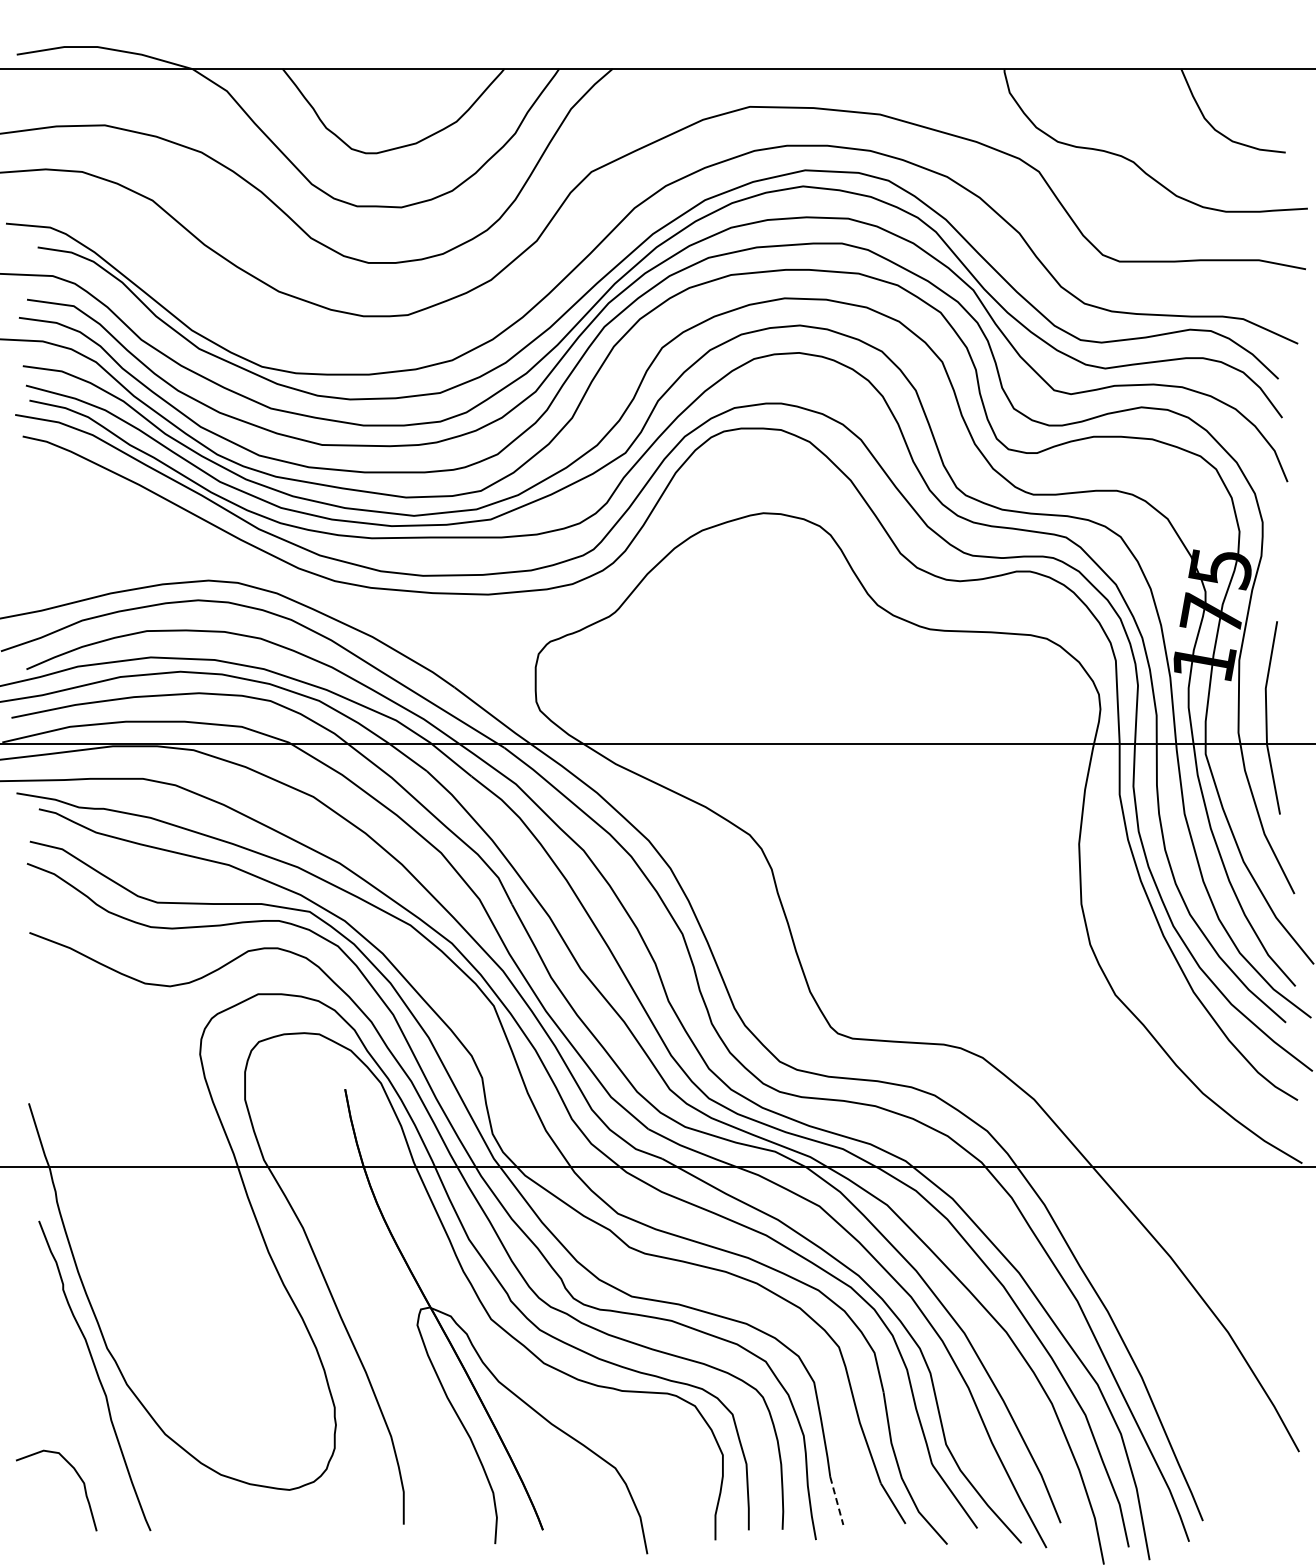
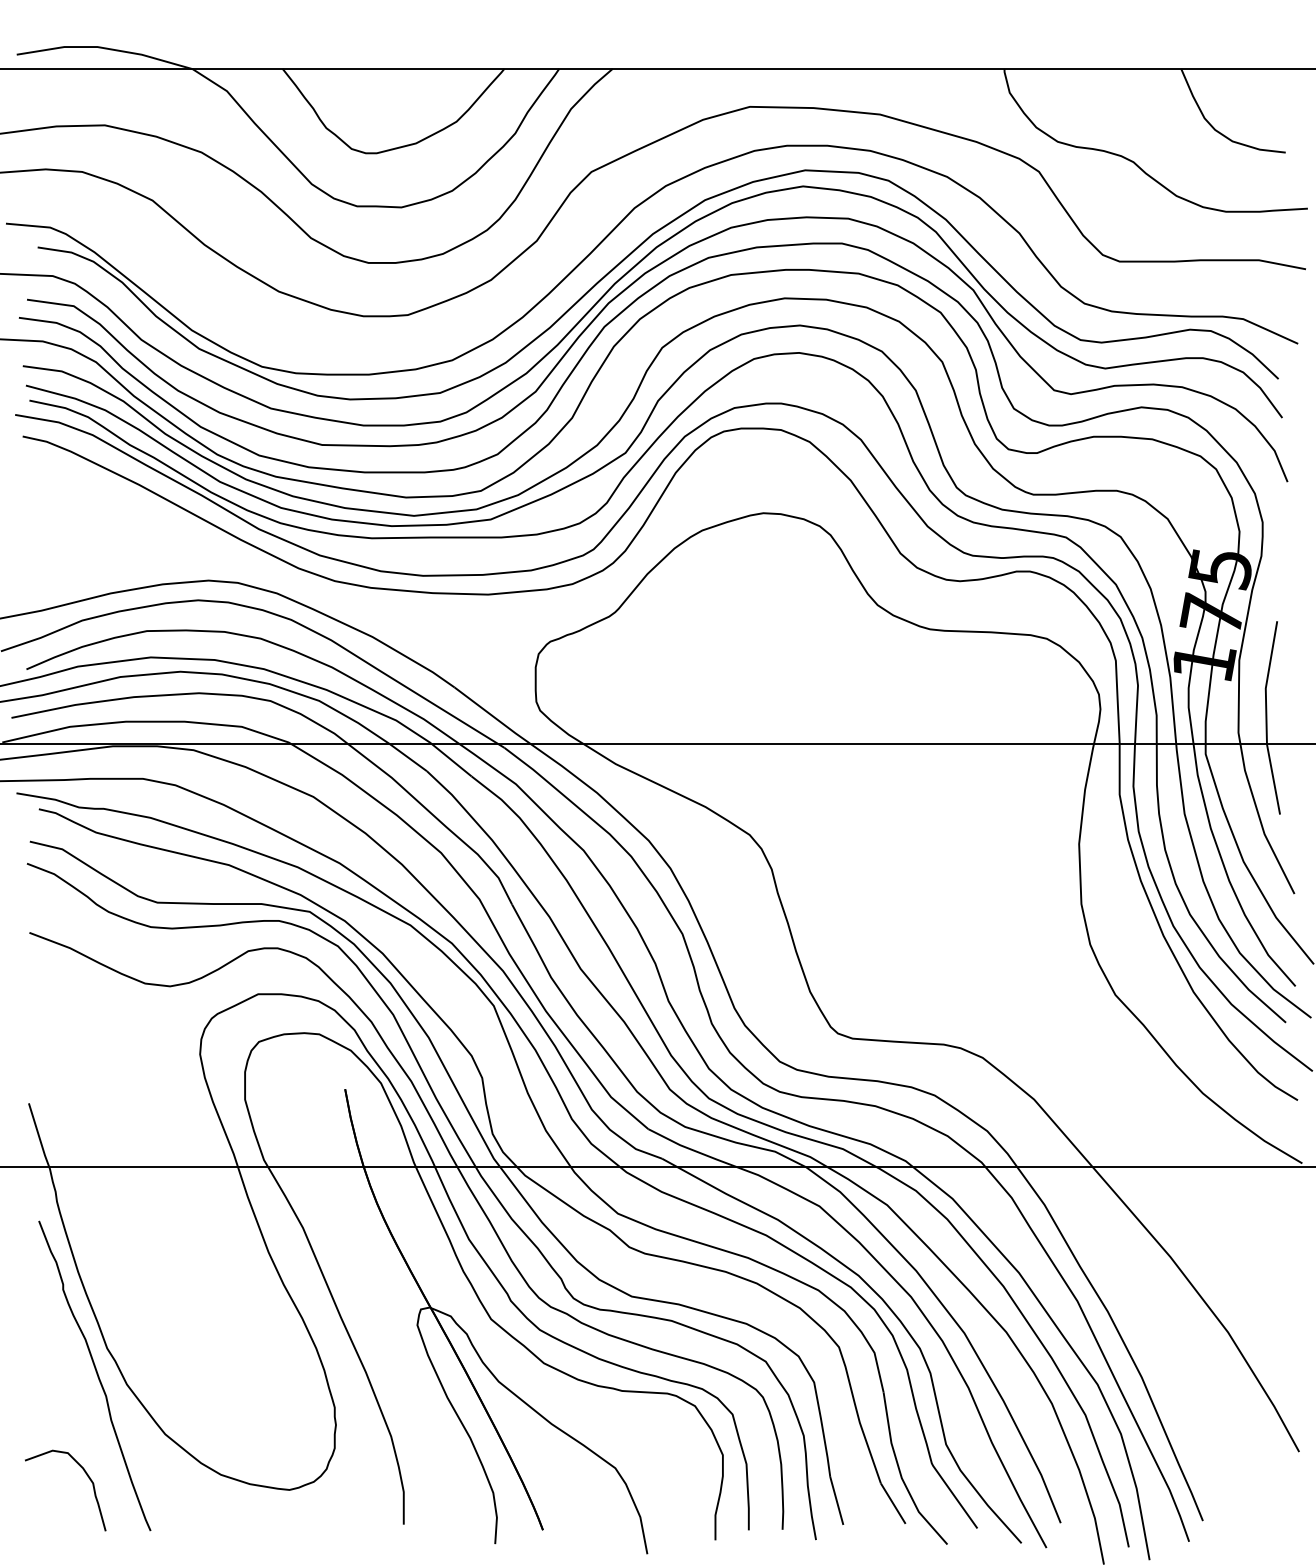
curve position: (77, 1475) -> (86, 1475) (86, 1475)
line: dashed -> solid (836, 1500)
